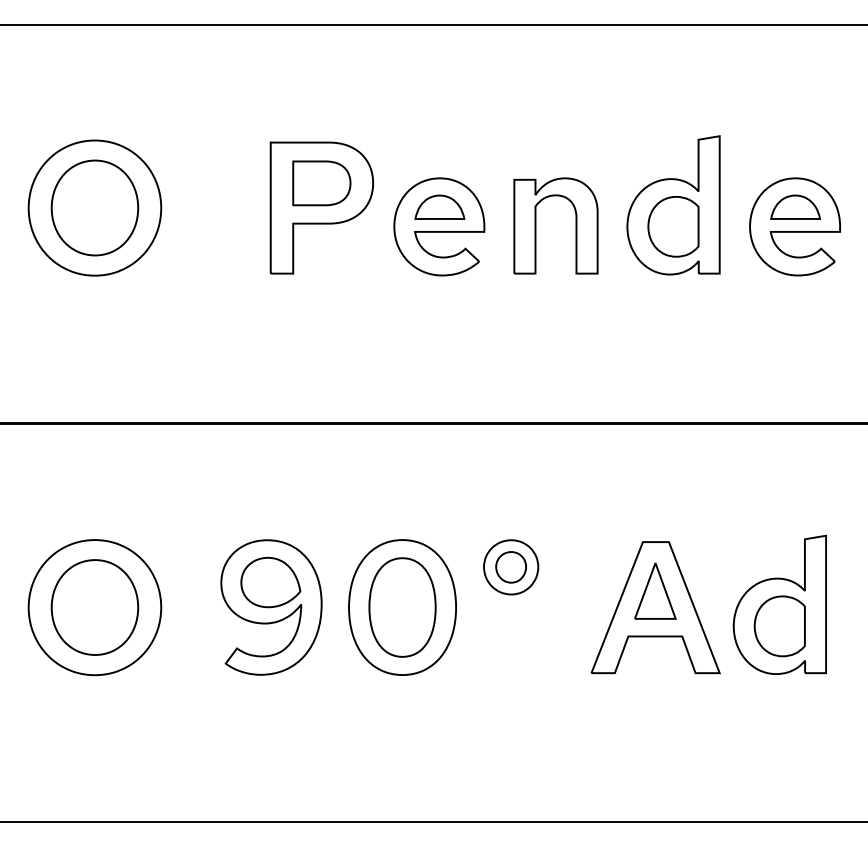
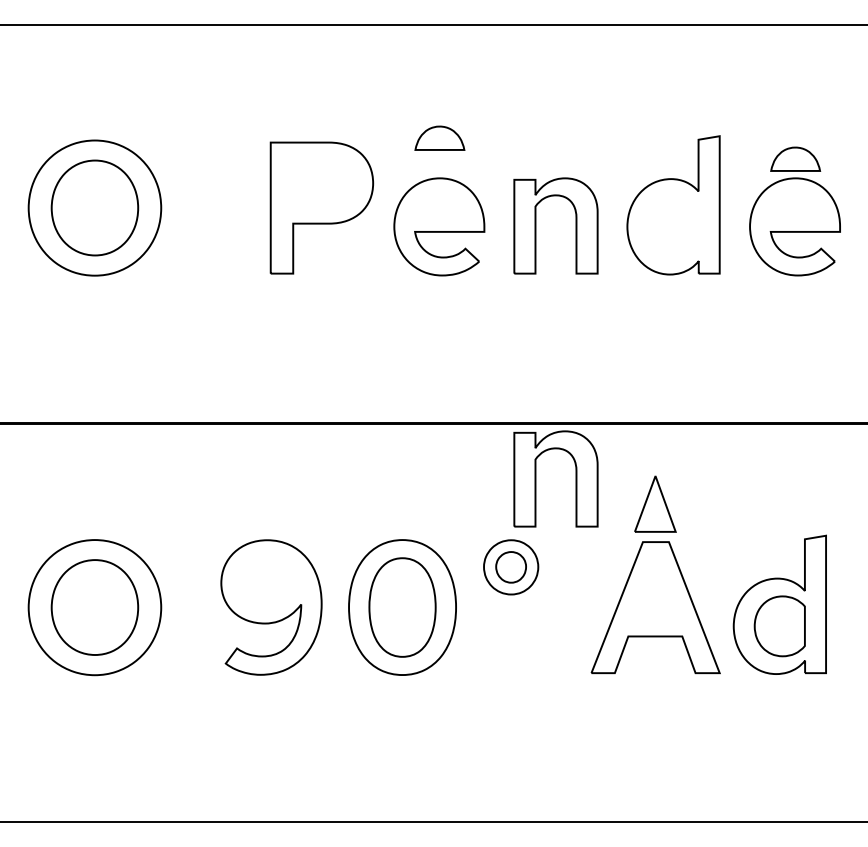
part: present -> none (321, 183)
part position: (439, 206) -> (439, 137) (439, 137)
part position: (795, 206) -> (795, 158) (795, 158)
part: present -> none (673, 226)
part: none -> present (536, 478)
part: present -> none (270, 582)
part position: (655, 590) -> (655, 503) (655, 503)
